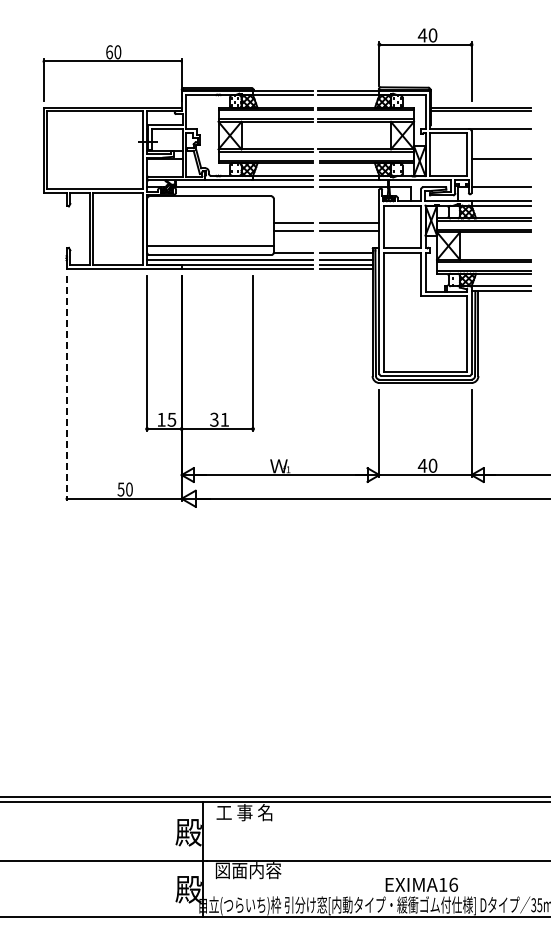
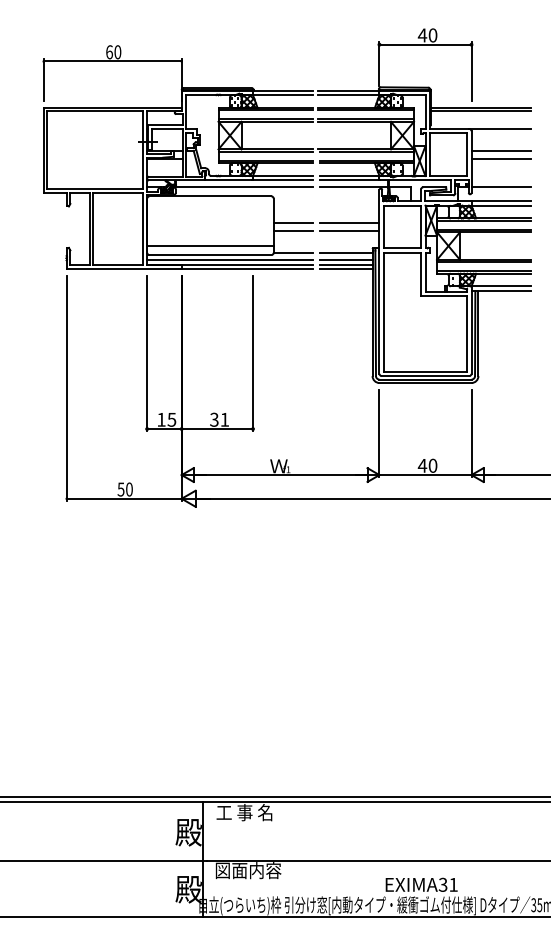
line: none -> present (501, 150)
line: dashed -> solid (66, 388)
text: EXIMA16 -> EXIMA31 (448, 884)
